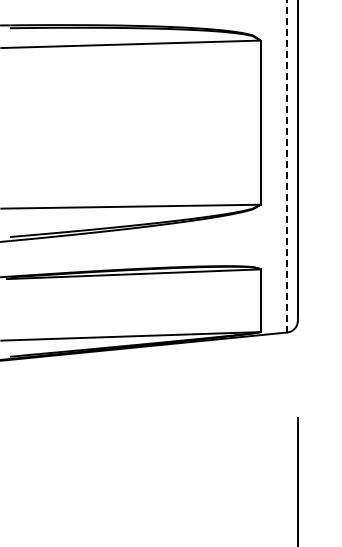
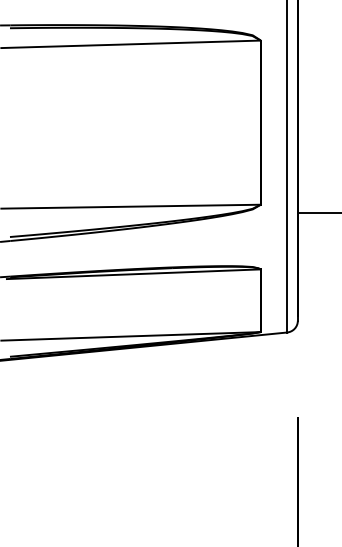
line: dashed -> solid (287, 166)
line: none -> present (317, 213)
